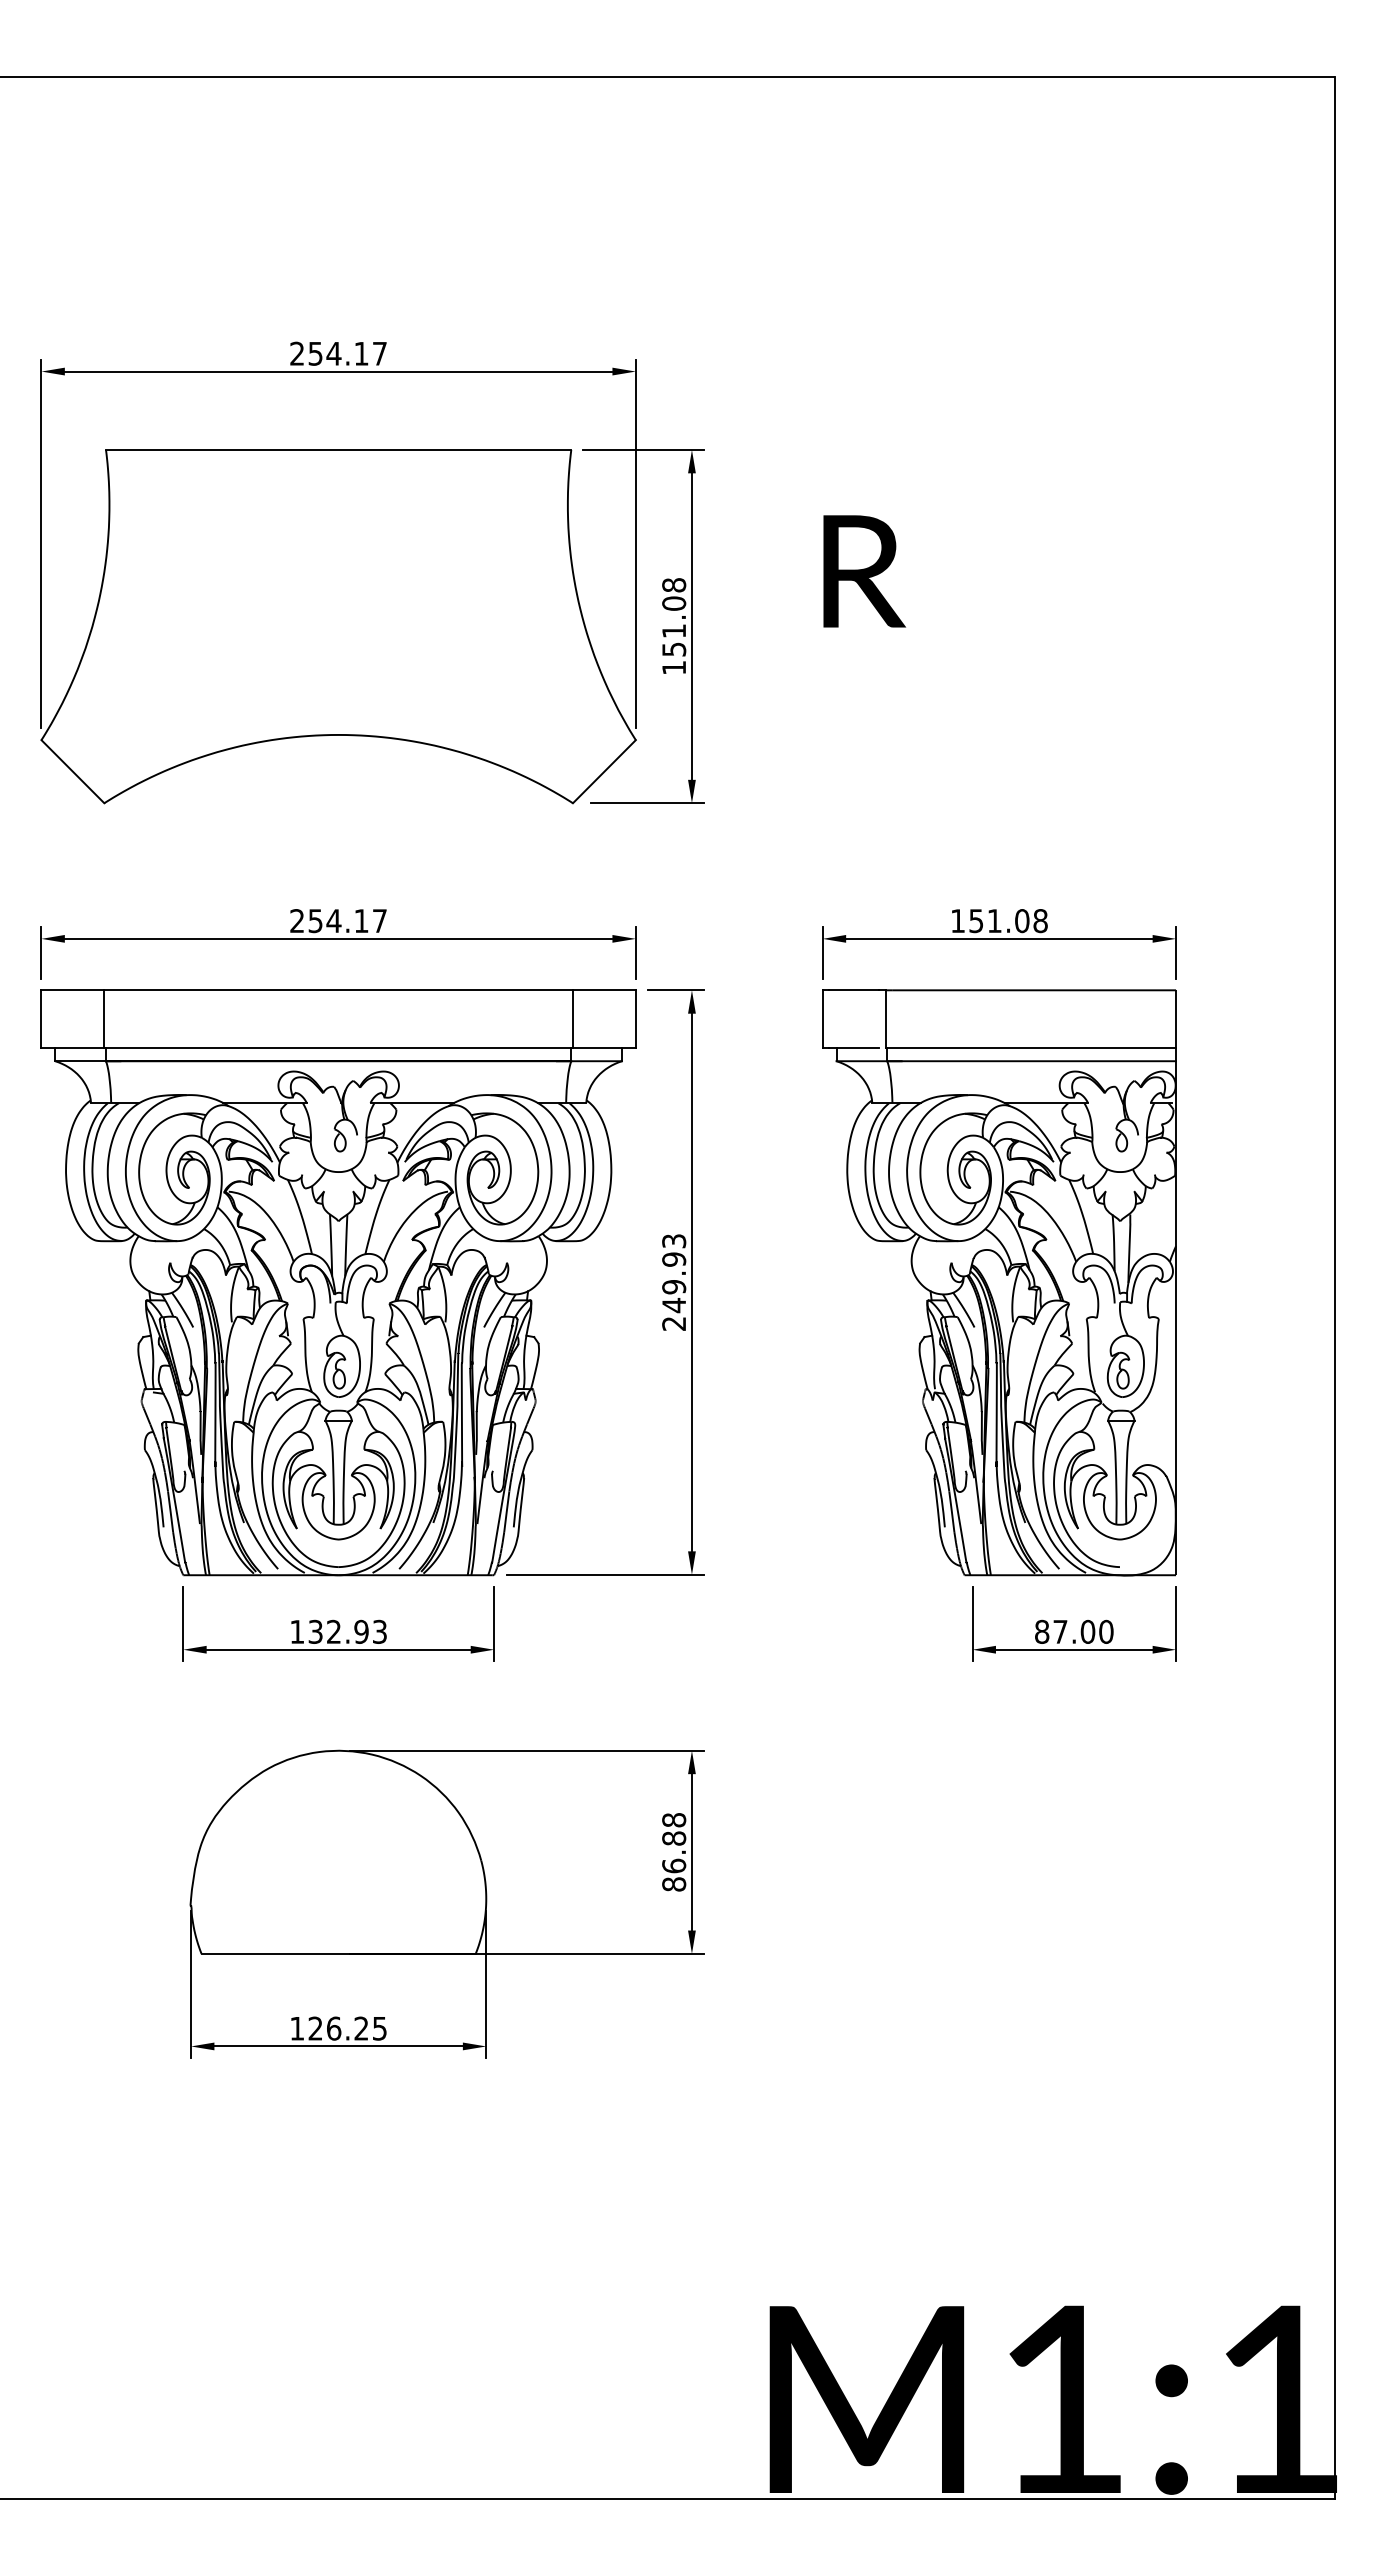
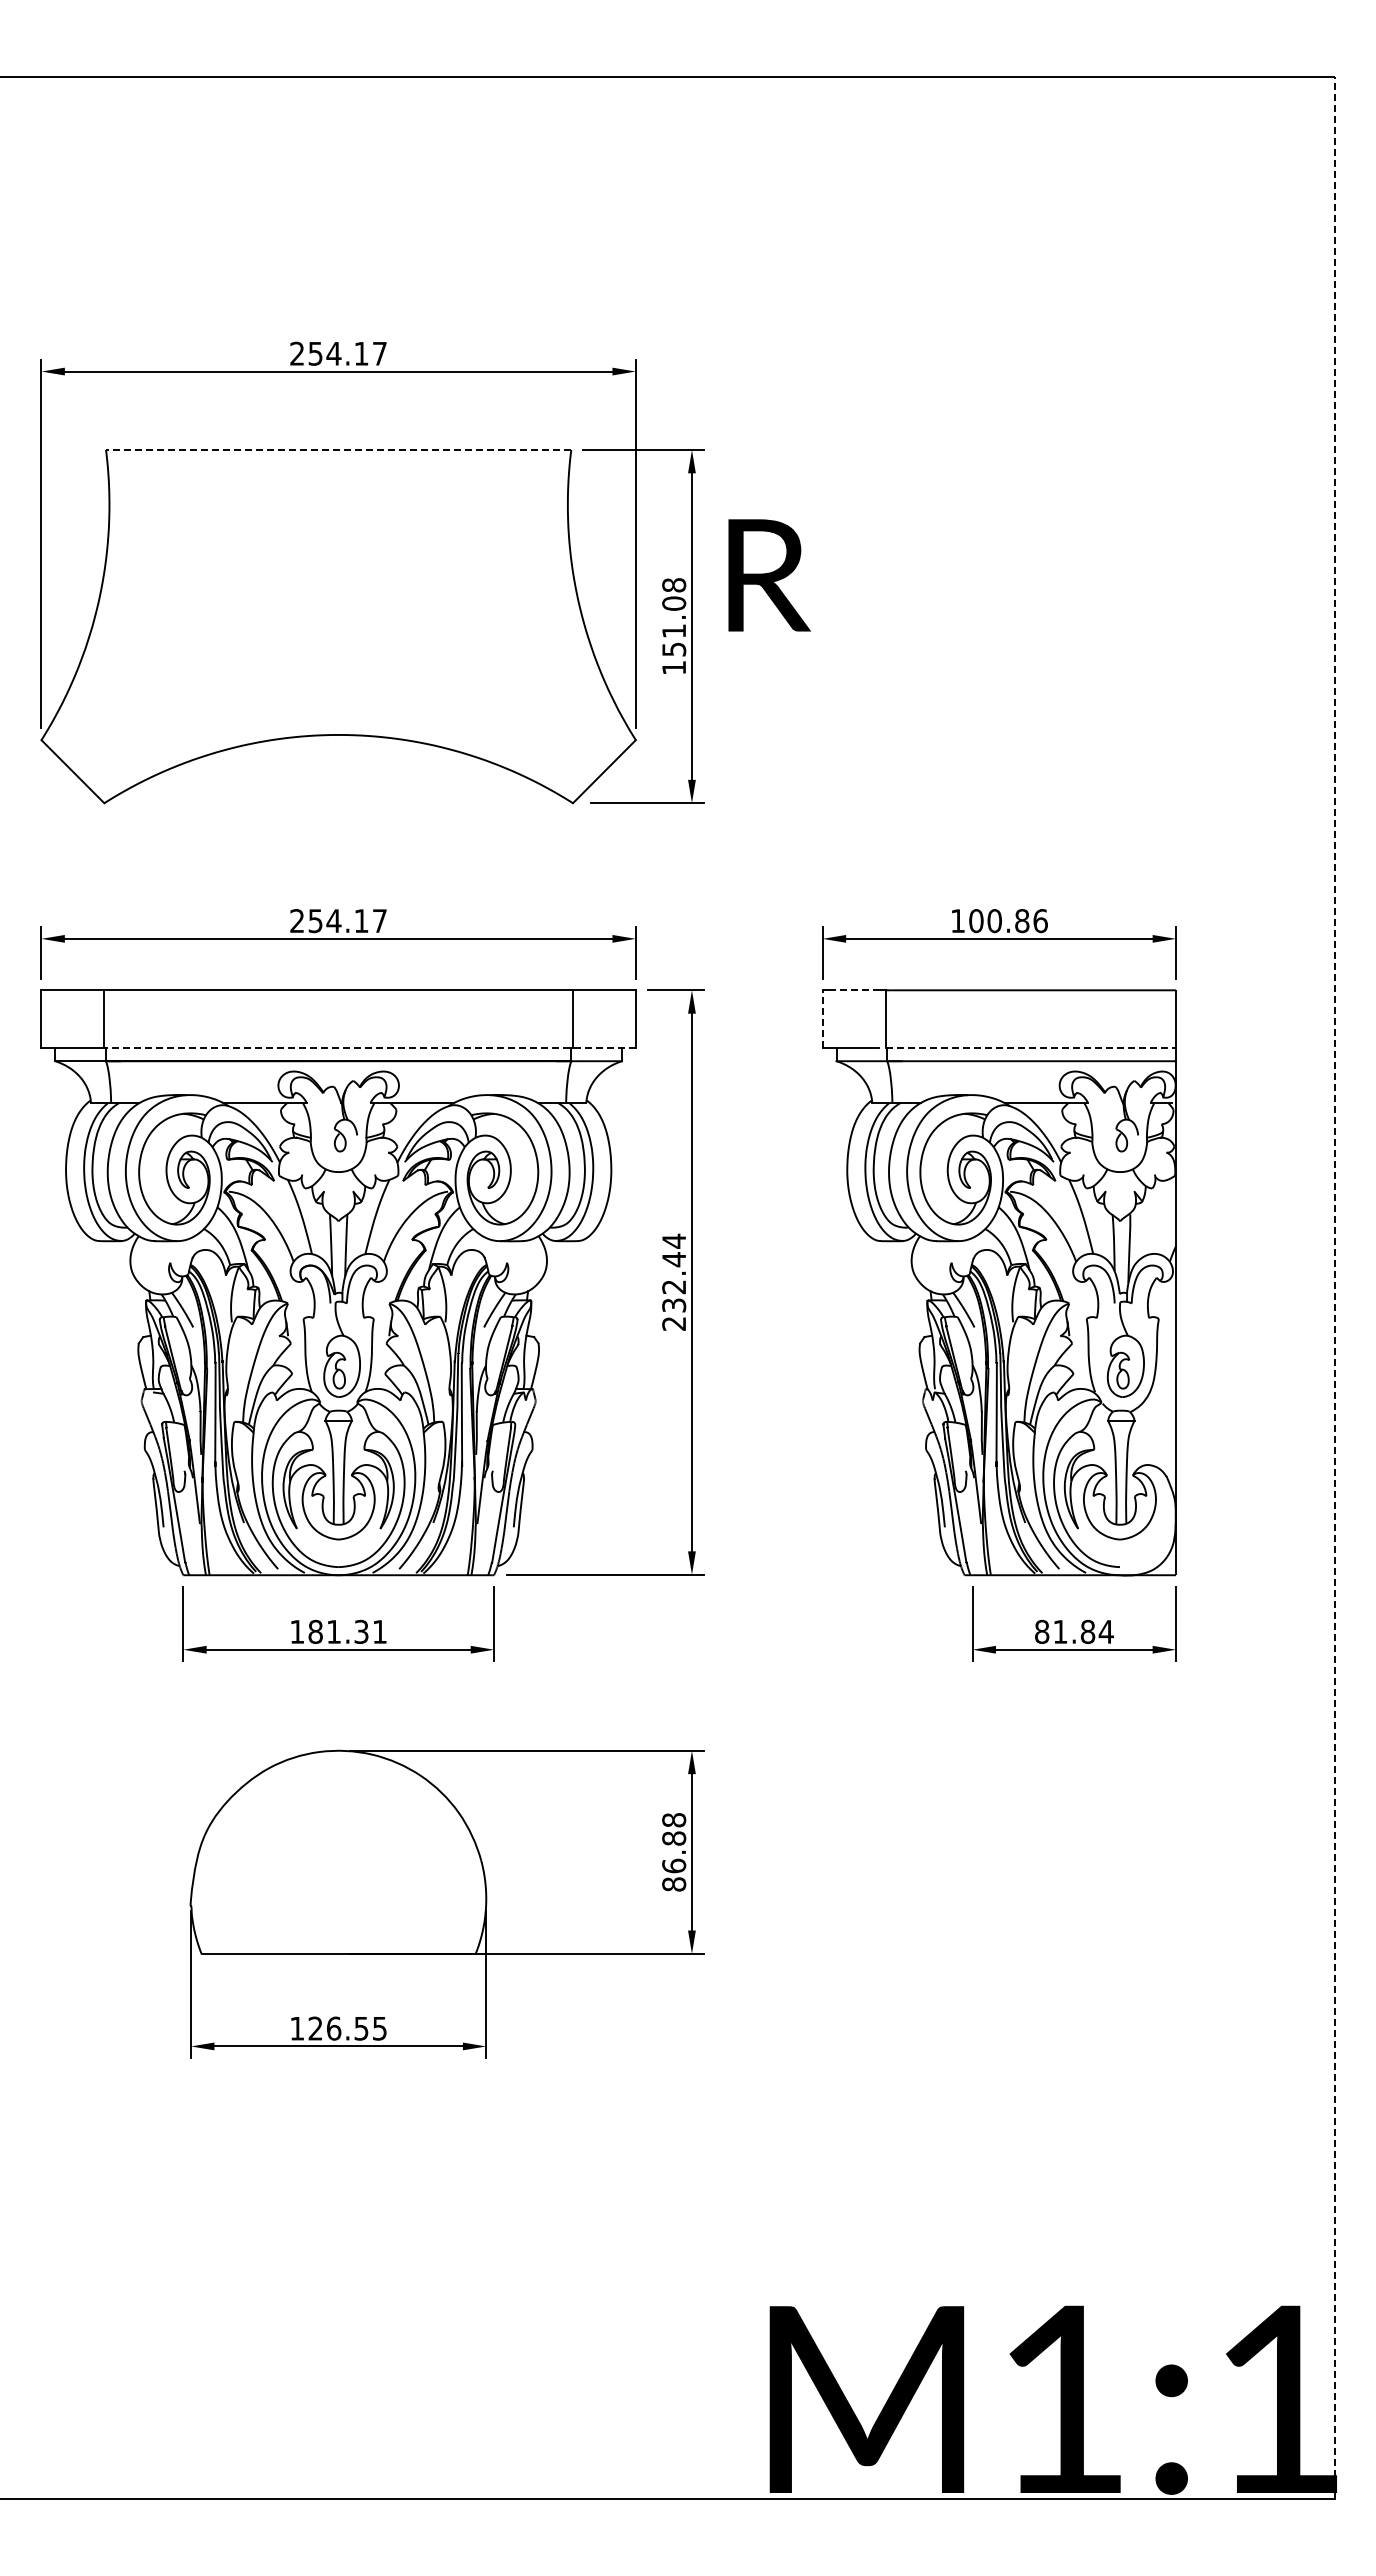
line: solid -> dashed (338, 449)
text position: (864, 571) -> (769, 575) (769, 575)
text: 151.08 -> 100.86 (1008, 921)
line: solid -> dashed (854, 990)
line: solid -> dashed (822, 1018)
line: solid -> dashed (370, 1047)
line: solid -> dashed (1031, 1047)
text: 249.93 -> 232.44 (674, 1273)
line: solid -> dashed (1334, 1287)
text: 132.93 -> 181.31 (347, 1631)
text: 87.00 -> 81.84 (1083, 1631)
text: 126.25 -> 126.55 (361, 2028)
